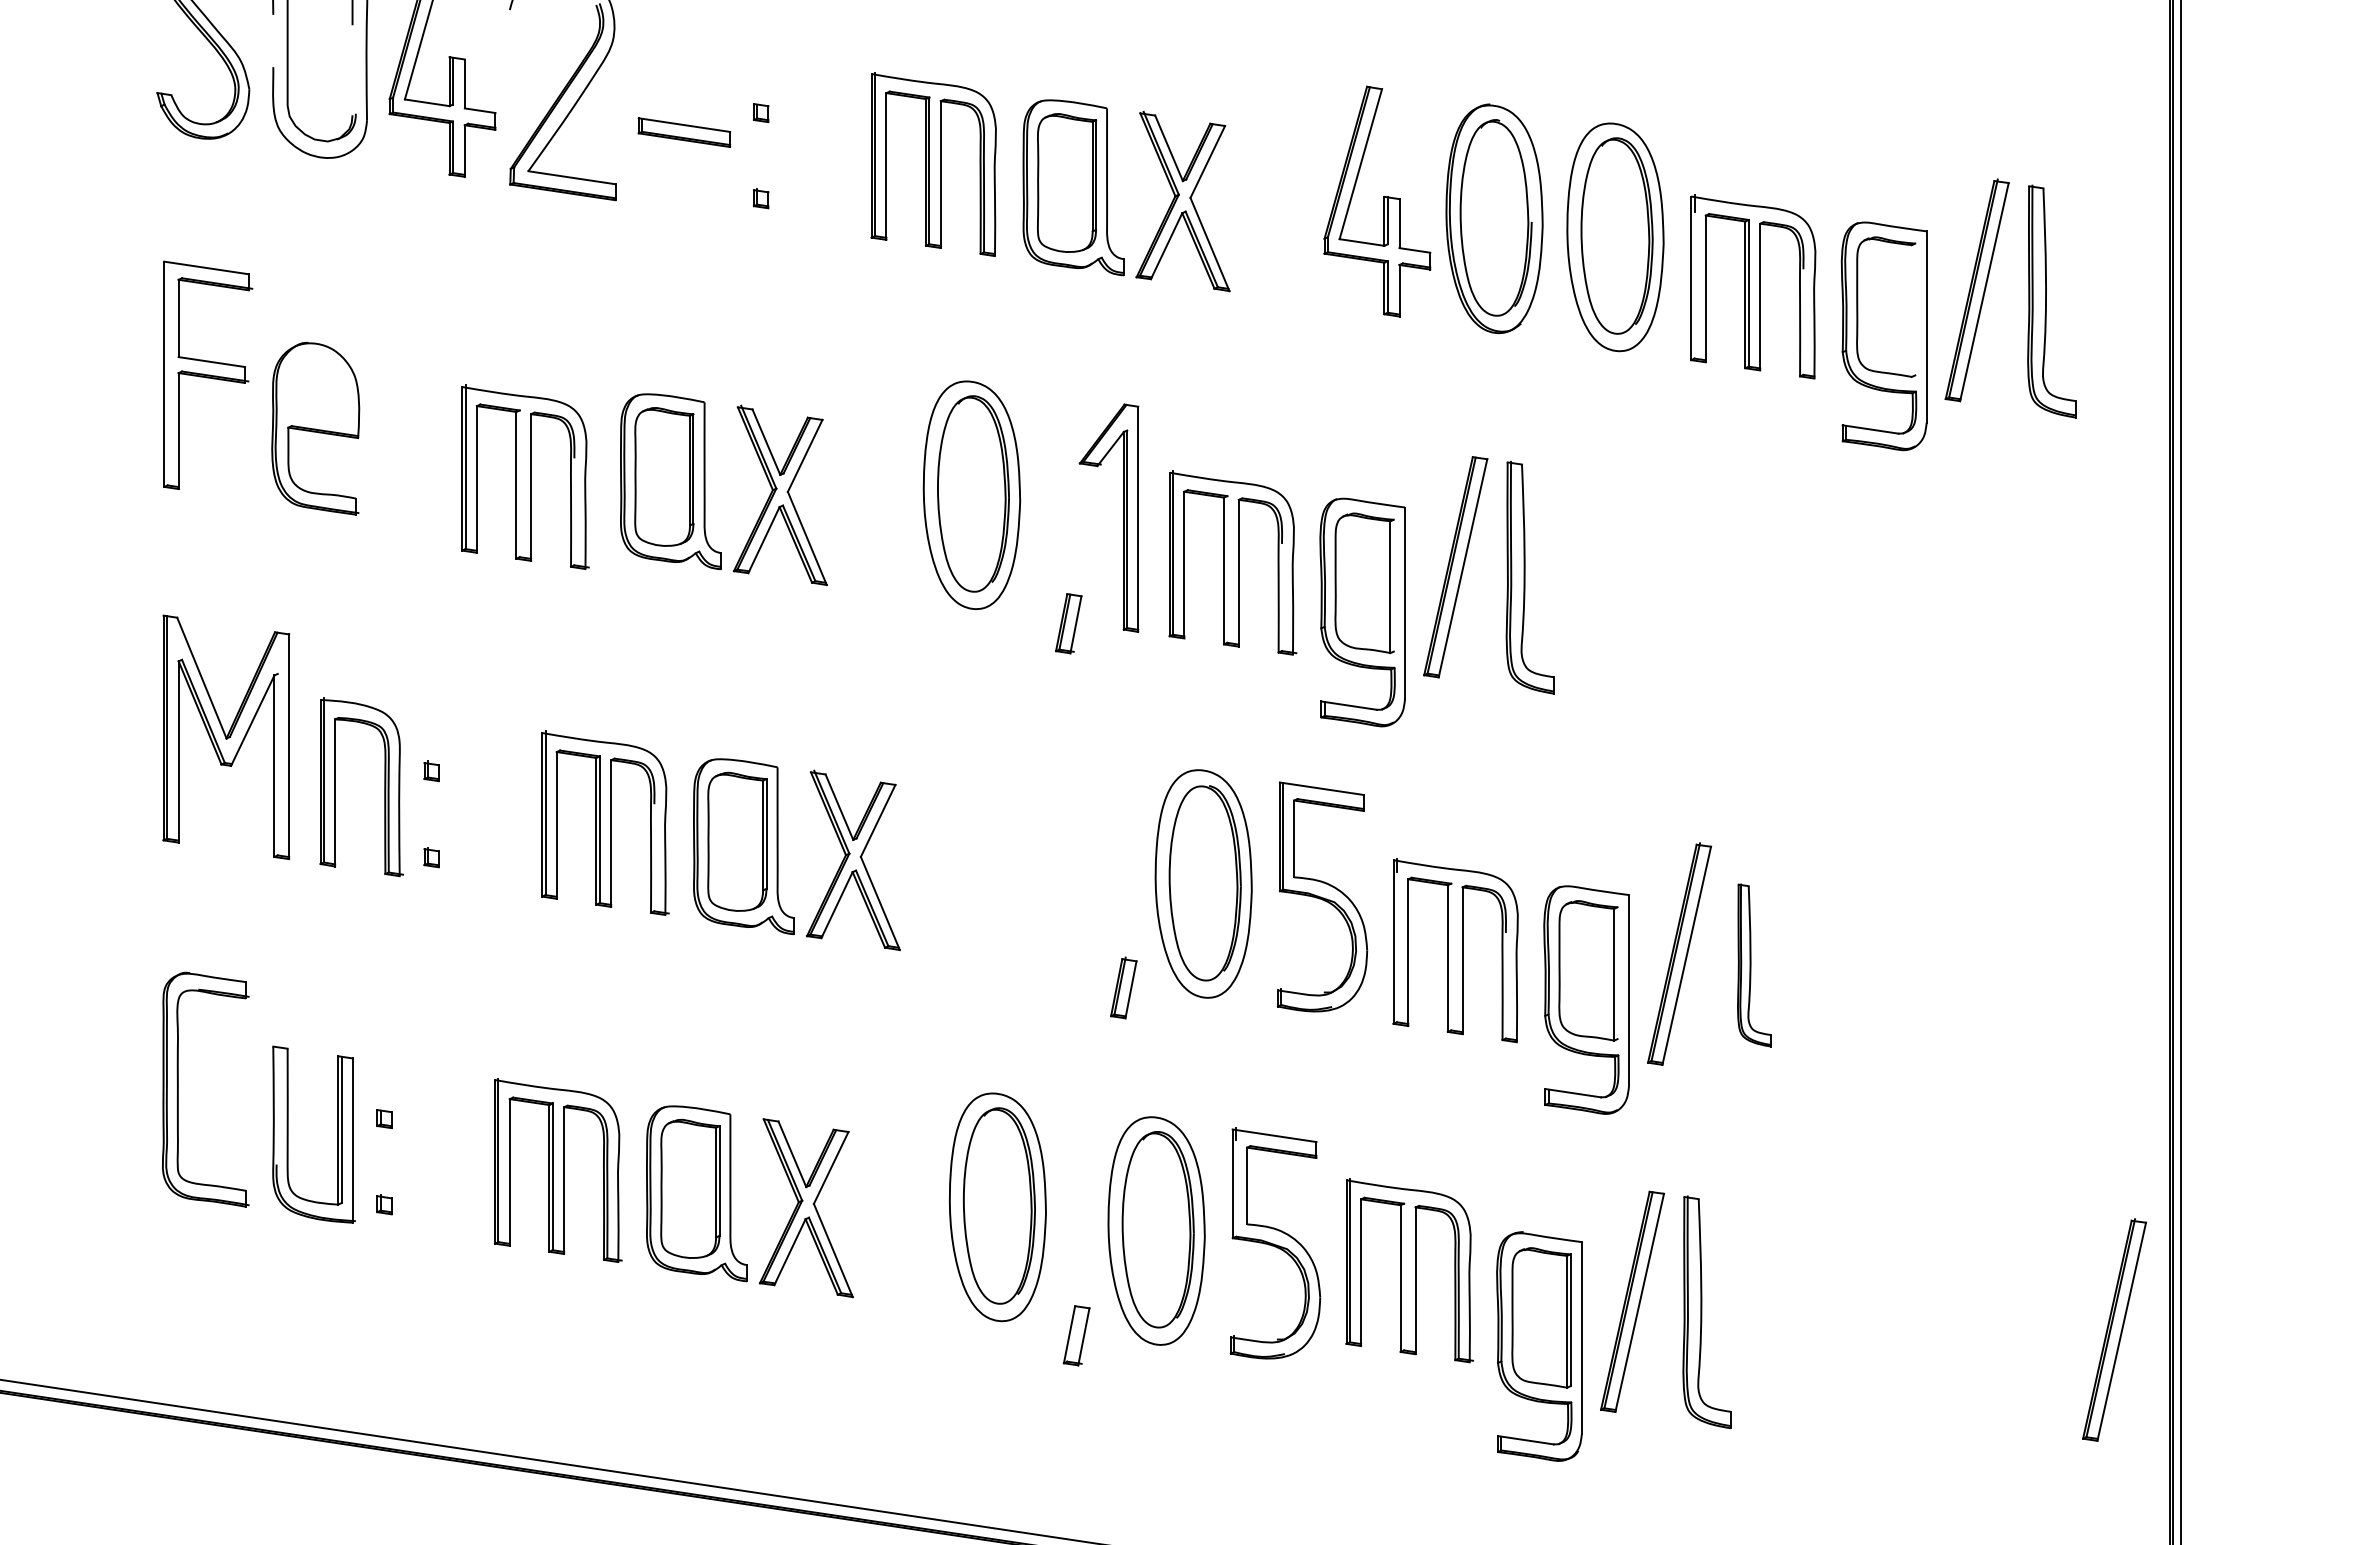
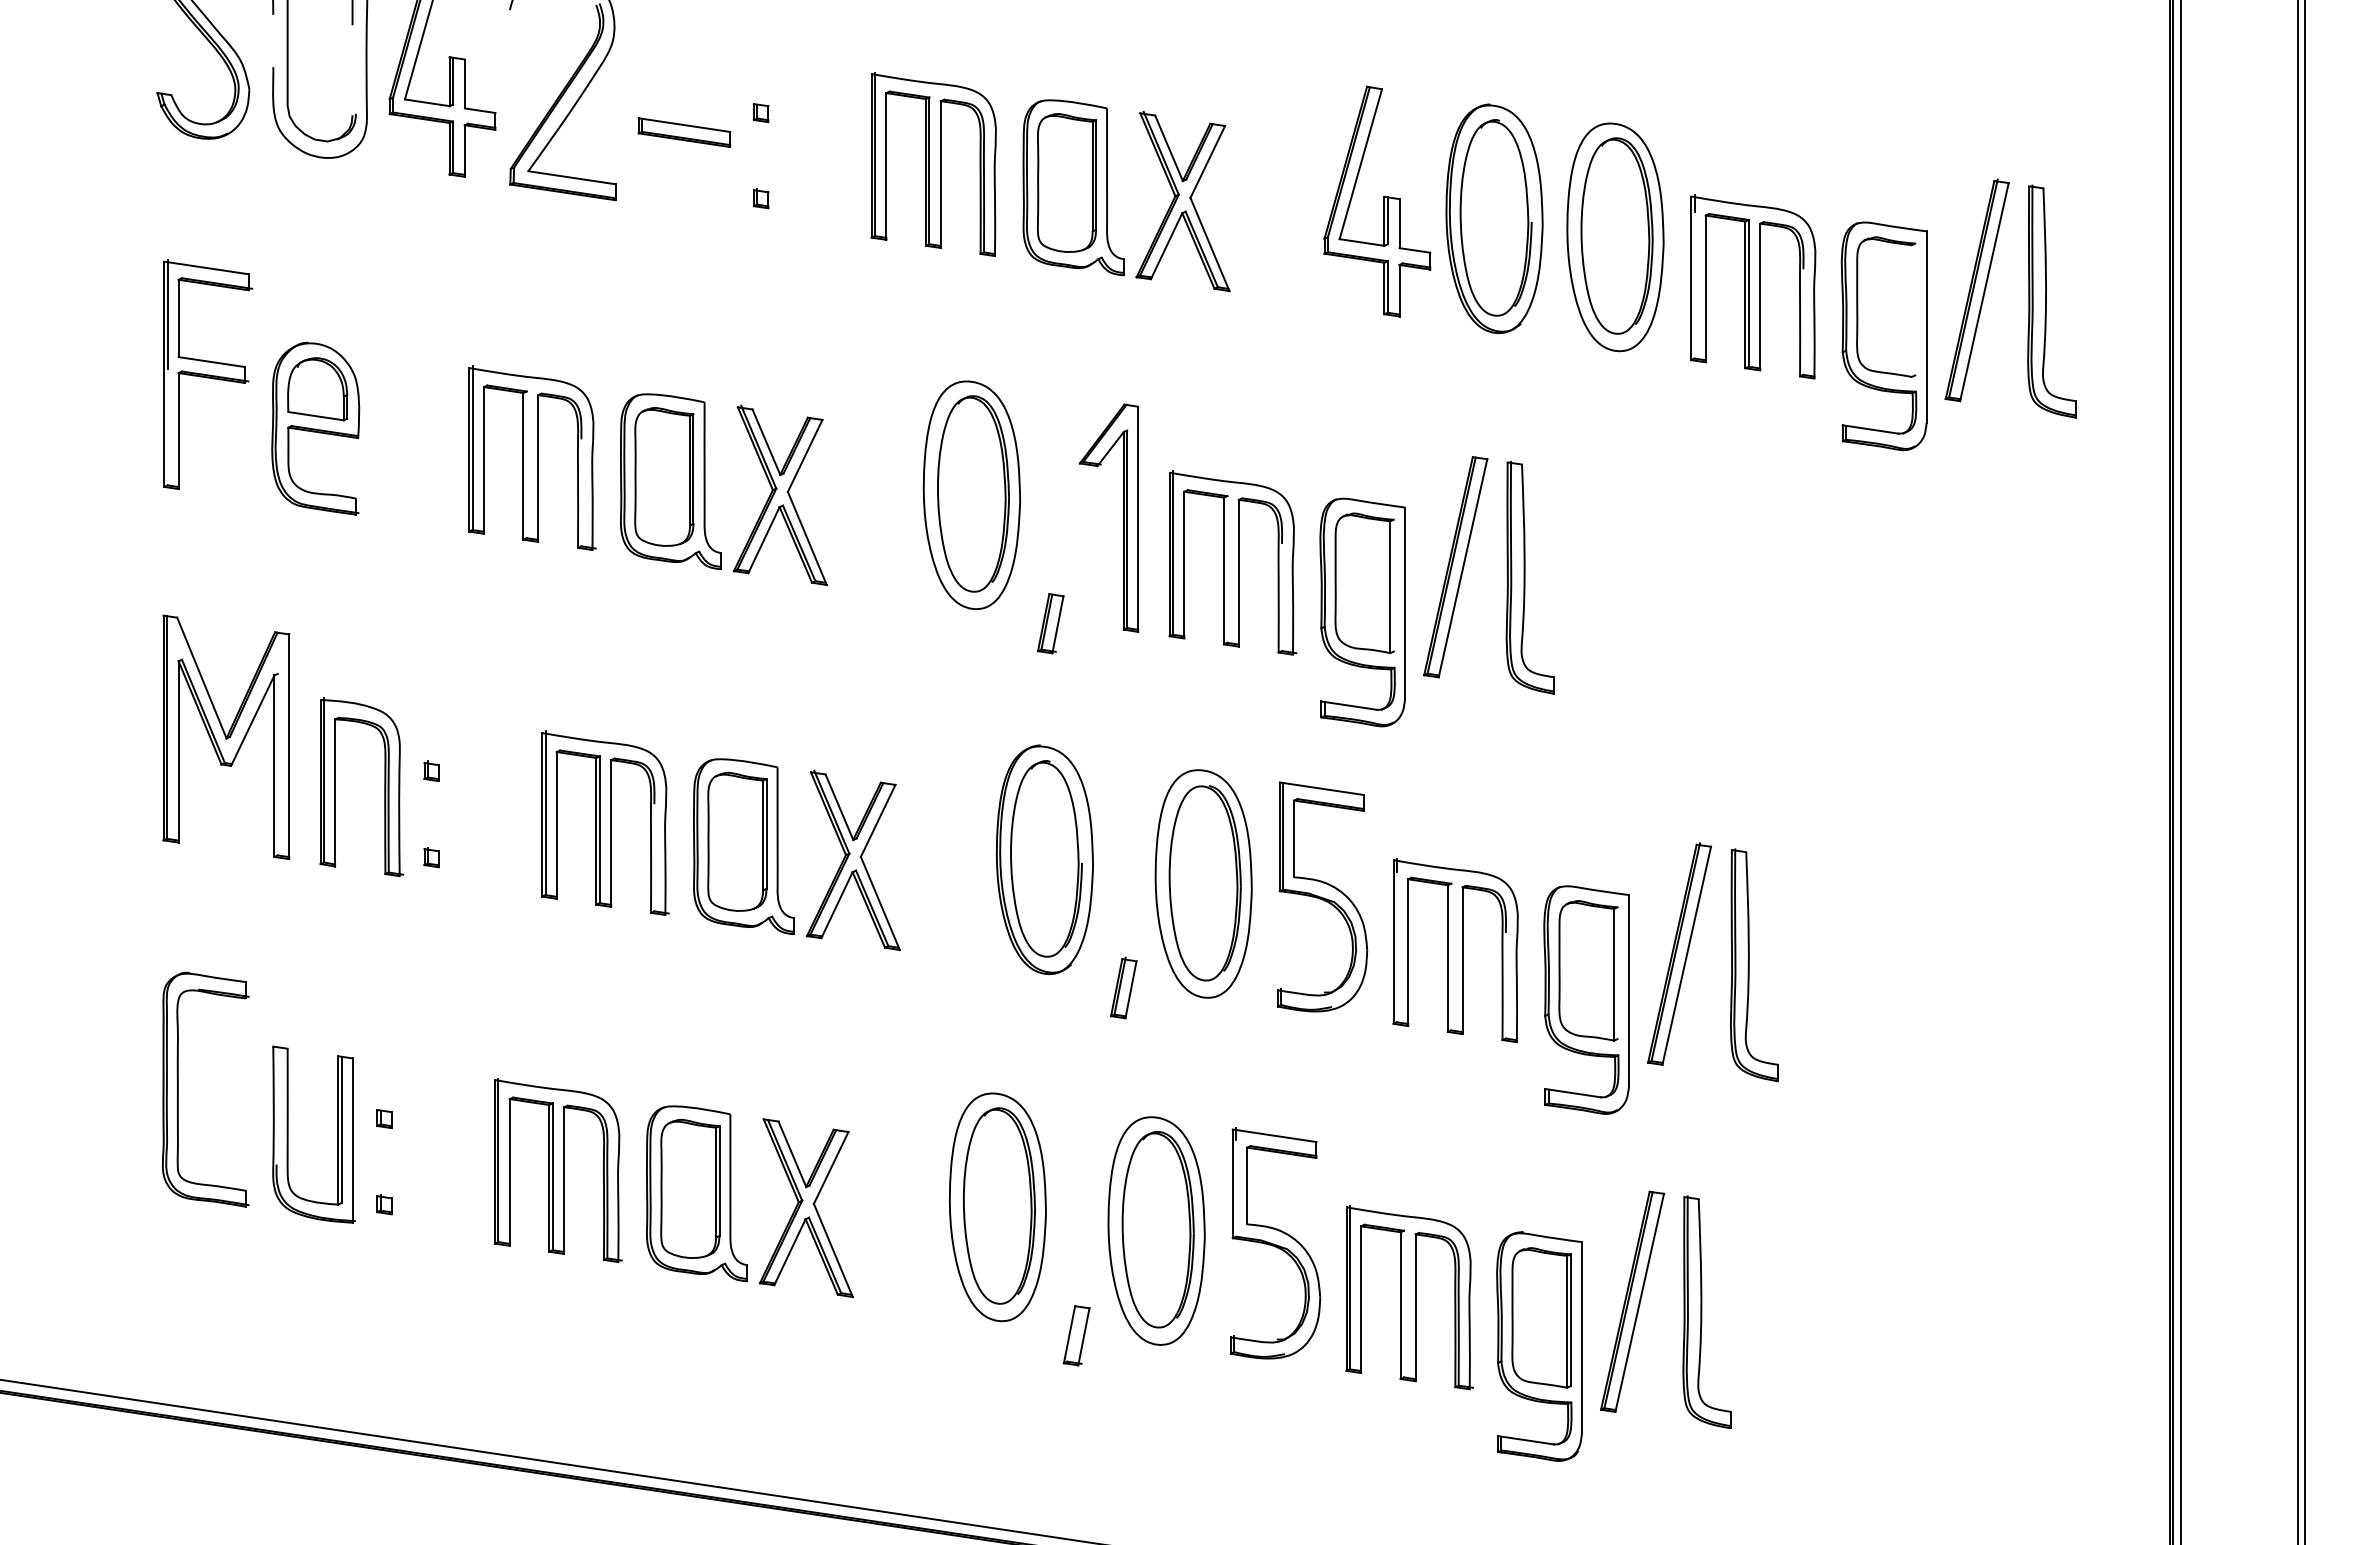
line: none -> present (167, 314)
part: none -> present (317, 389)
part position: (525, 476) -> (532, 457) (532, 457)
part position: (1068, 623) -> (1050, 623) (1050, 623)
line: none -> present (2297, 771)
line: none -> present (2304, 771)
part: none -> present (1044, 859)
part size: 35x165 px -> 49x235 px (1754, 965)
part position: (1409, 1270) -> (1409, 1297) (1409, 1297)
part: present -> none (2114, 1329)
